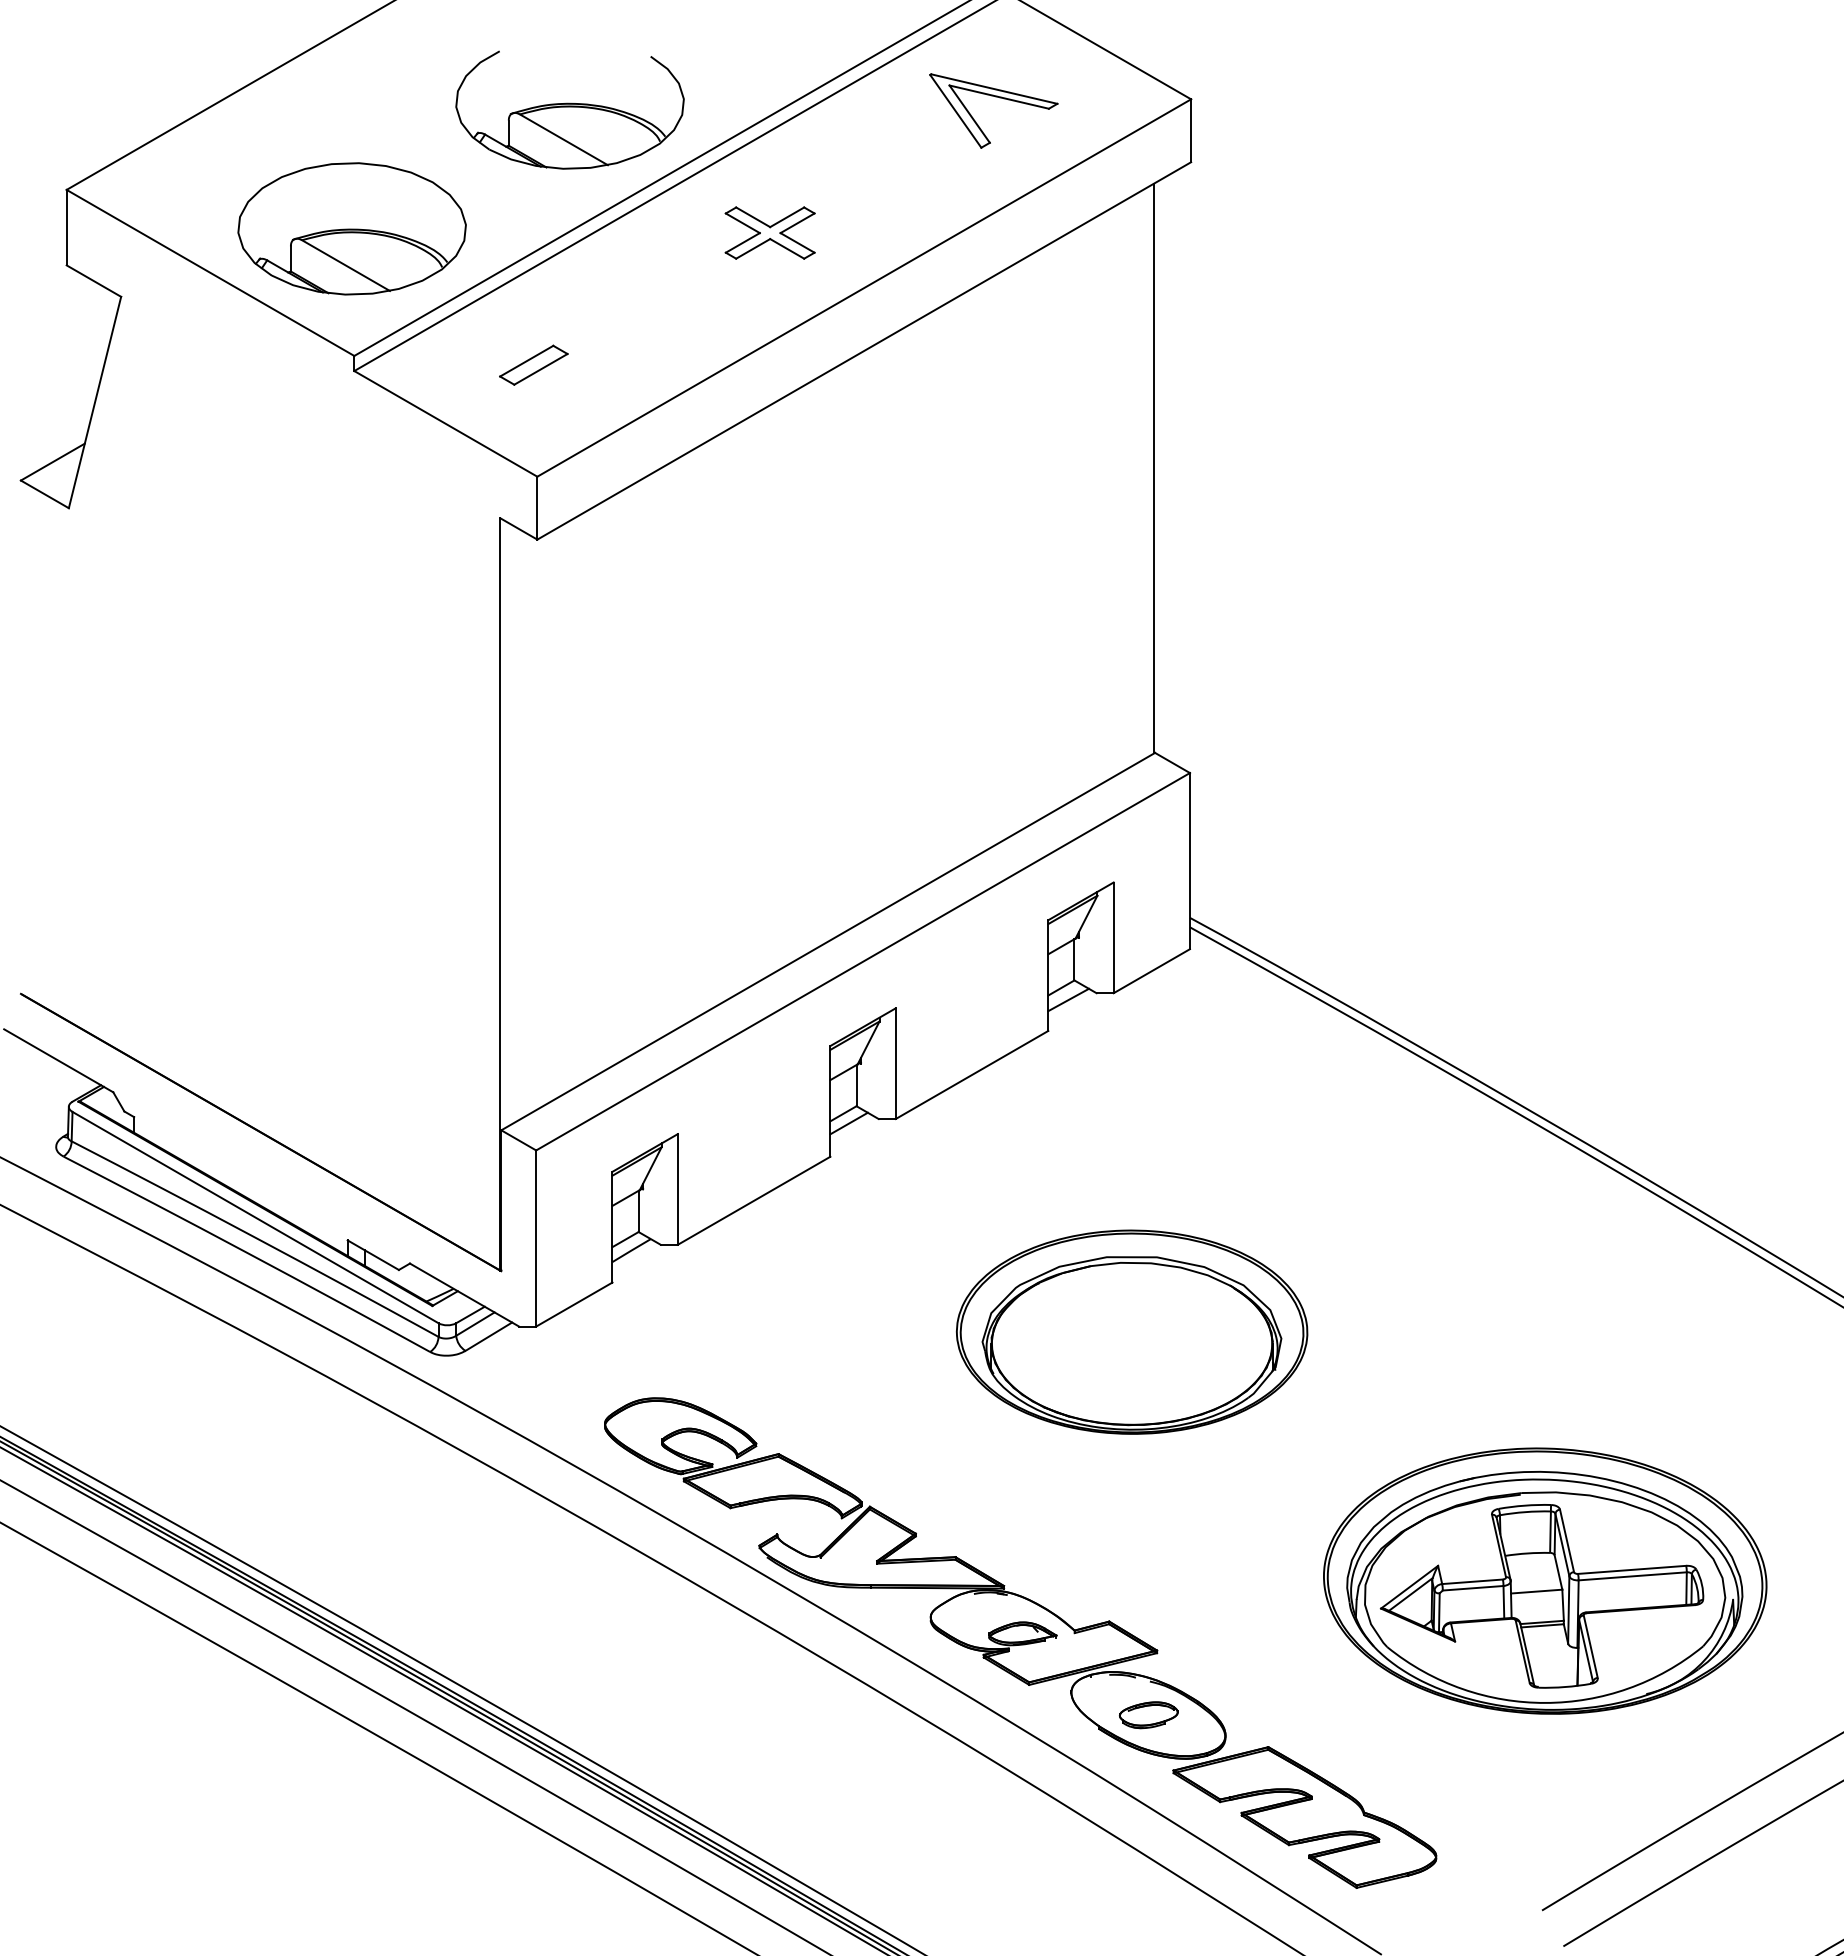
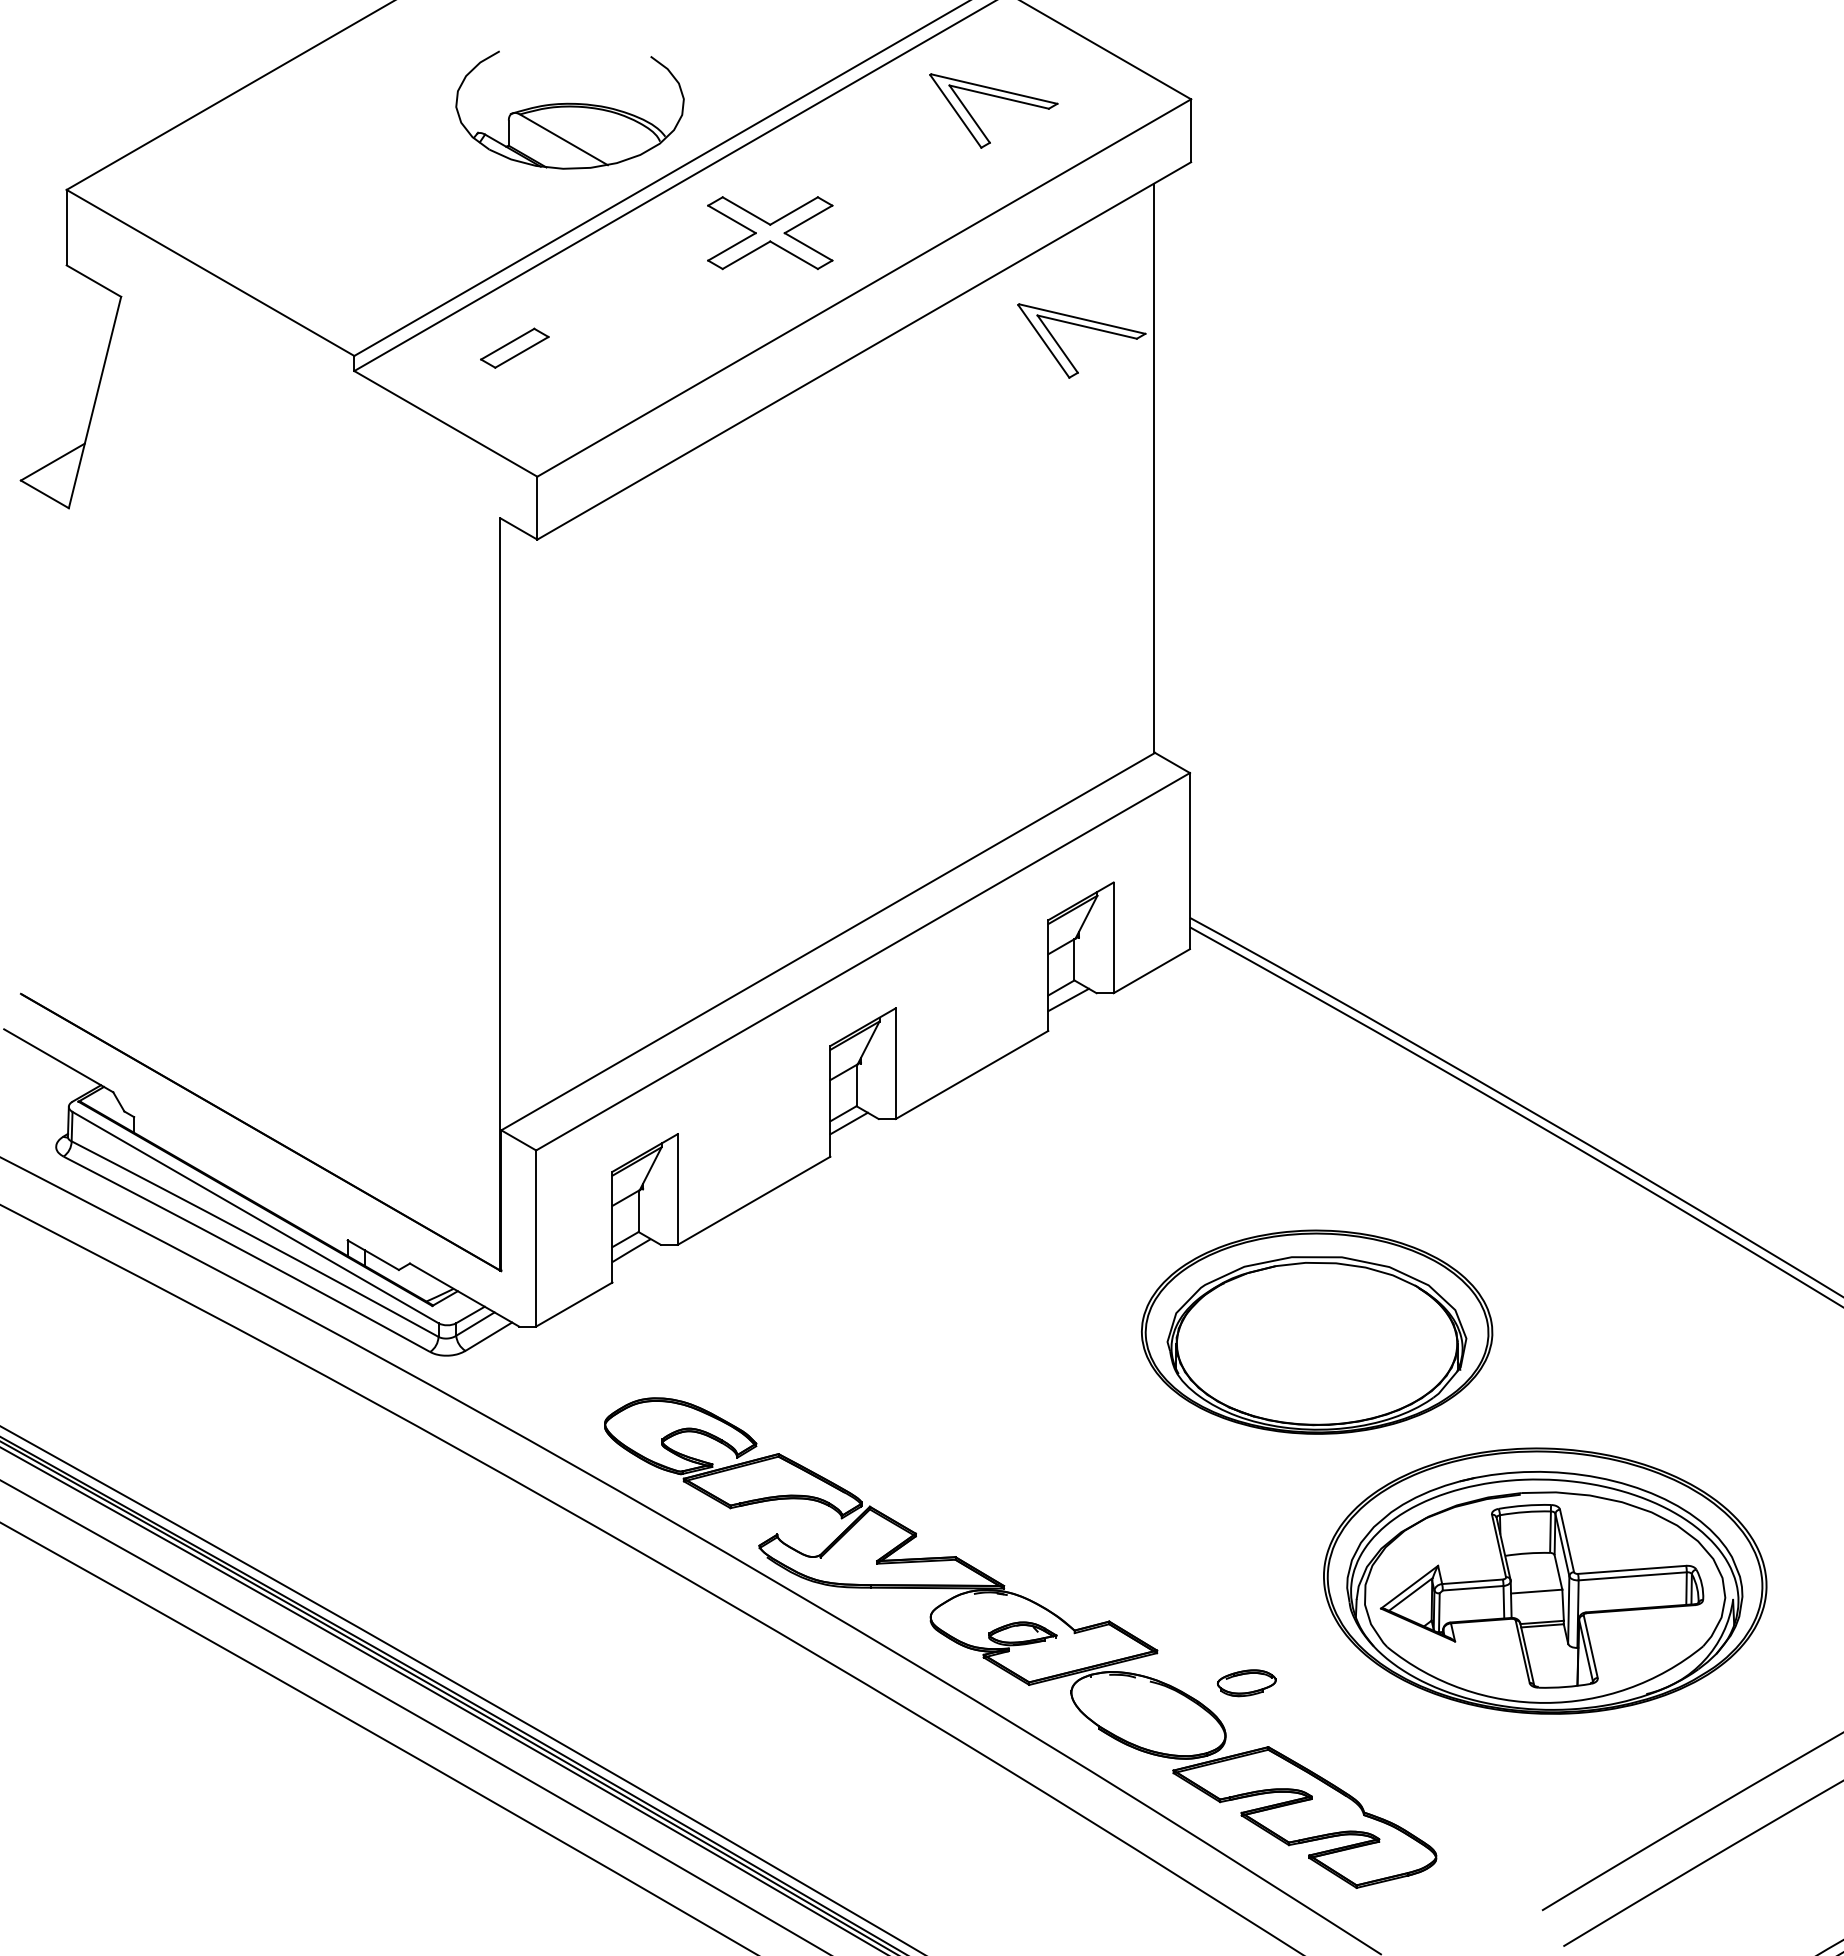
part: present -> none (351, 228)
part size: 92x54 px -> 127x75 px (770, 233)
part: none -> present (1083, 327)
part position: (533, 364) -> (514, 347) (514, 347)
part position: (1132, 1331) -> (1317, 1331) (1317, 1331)
part position: (1148, 1715) -> (1246, 1683) (1246, 1683)
